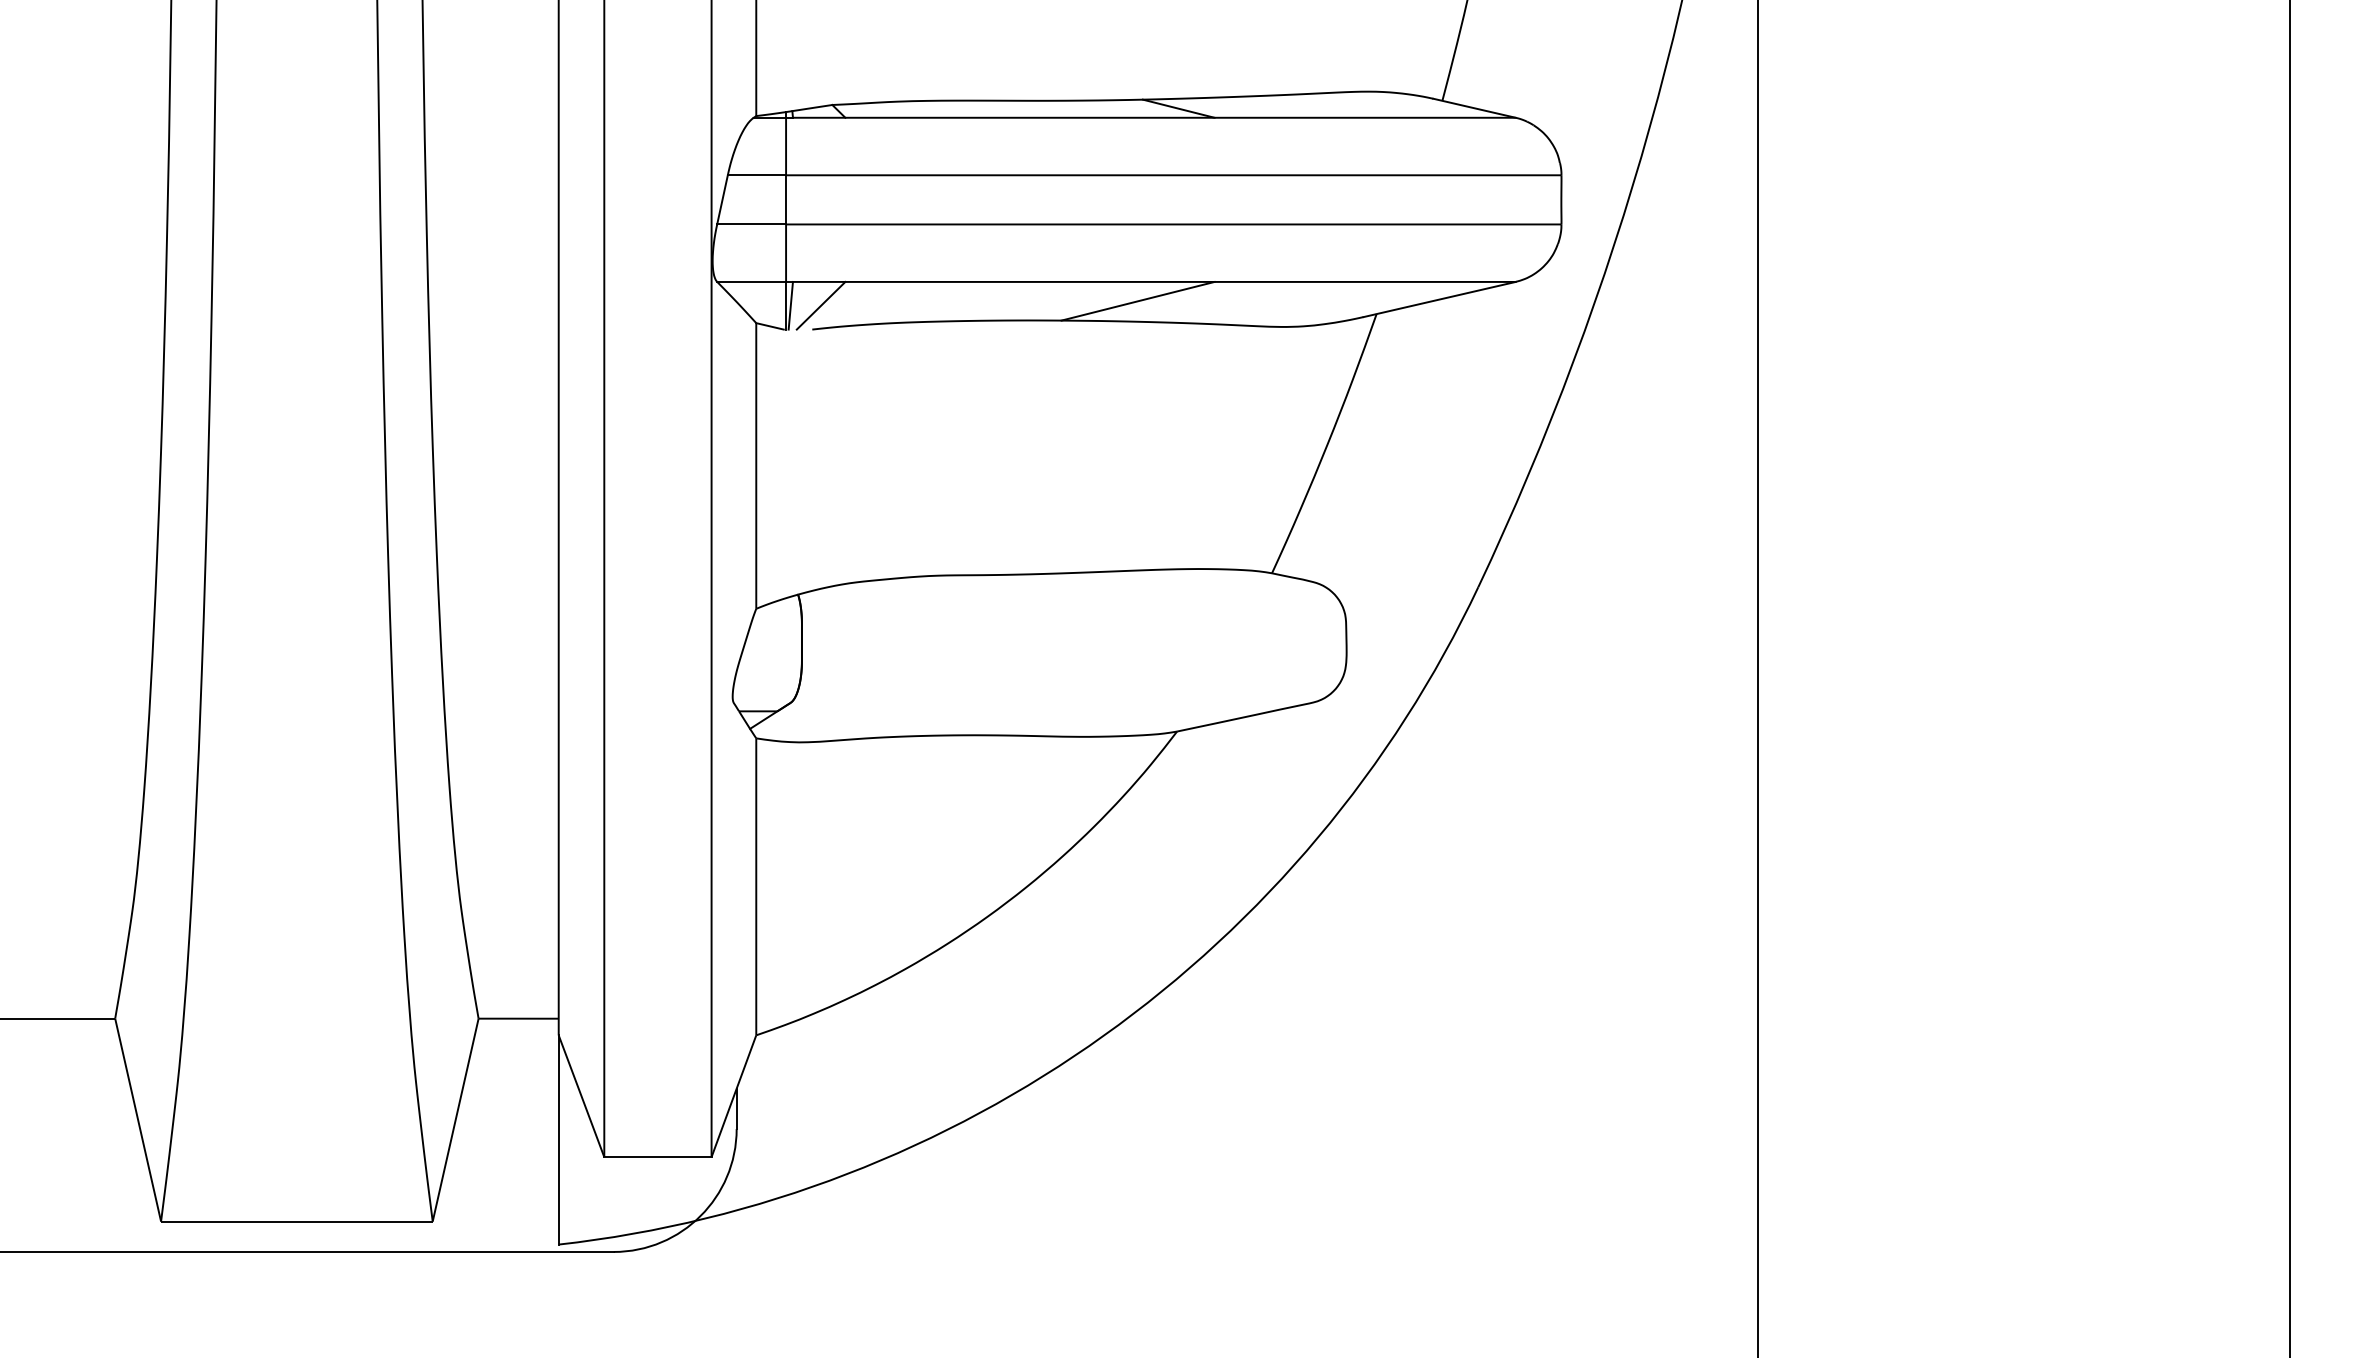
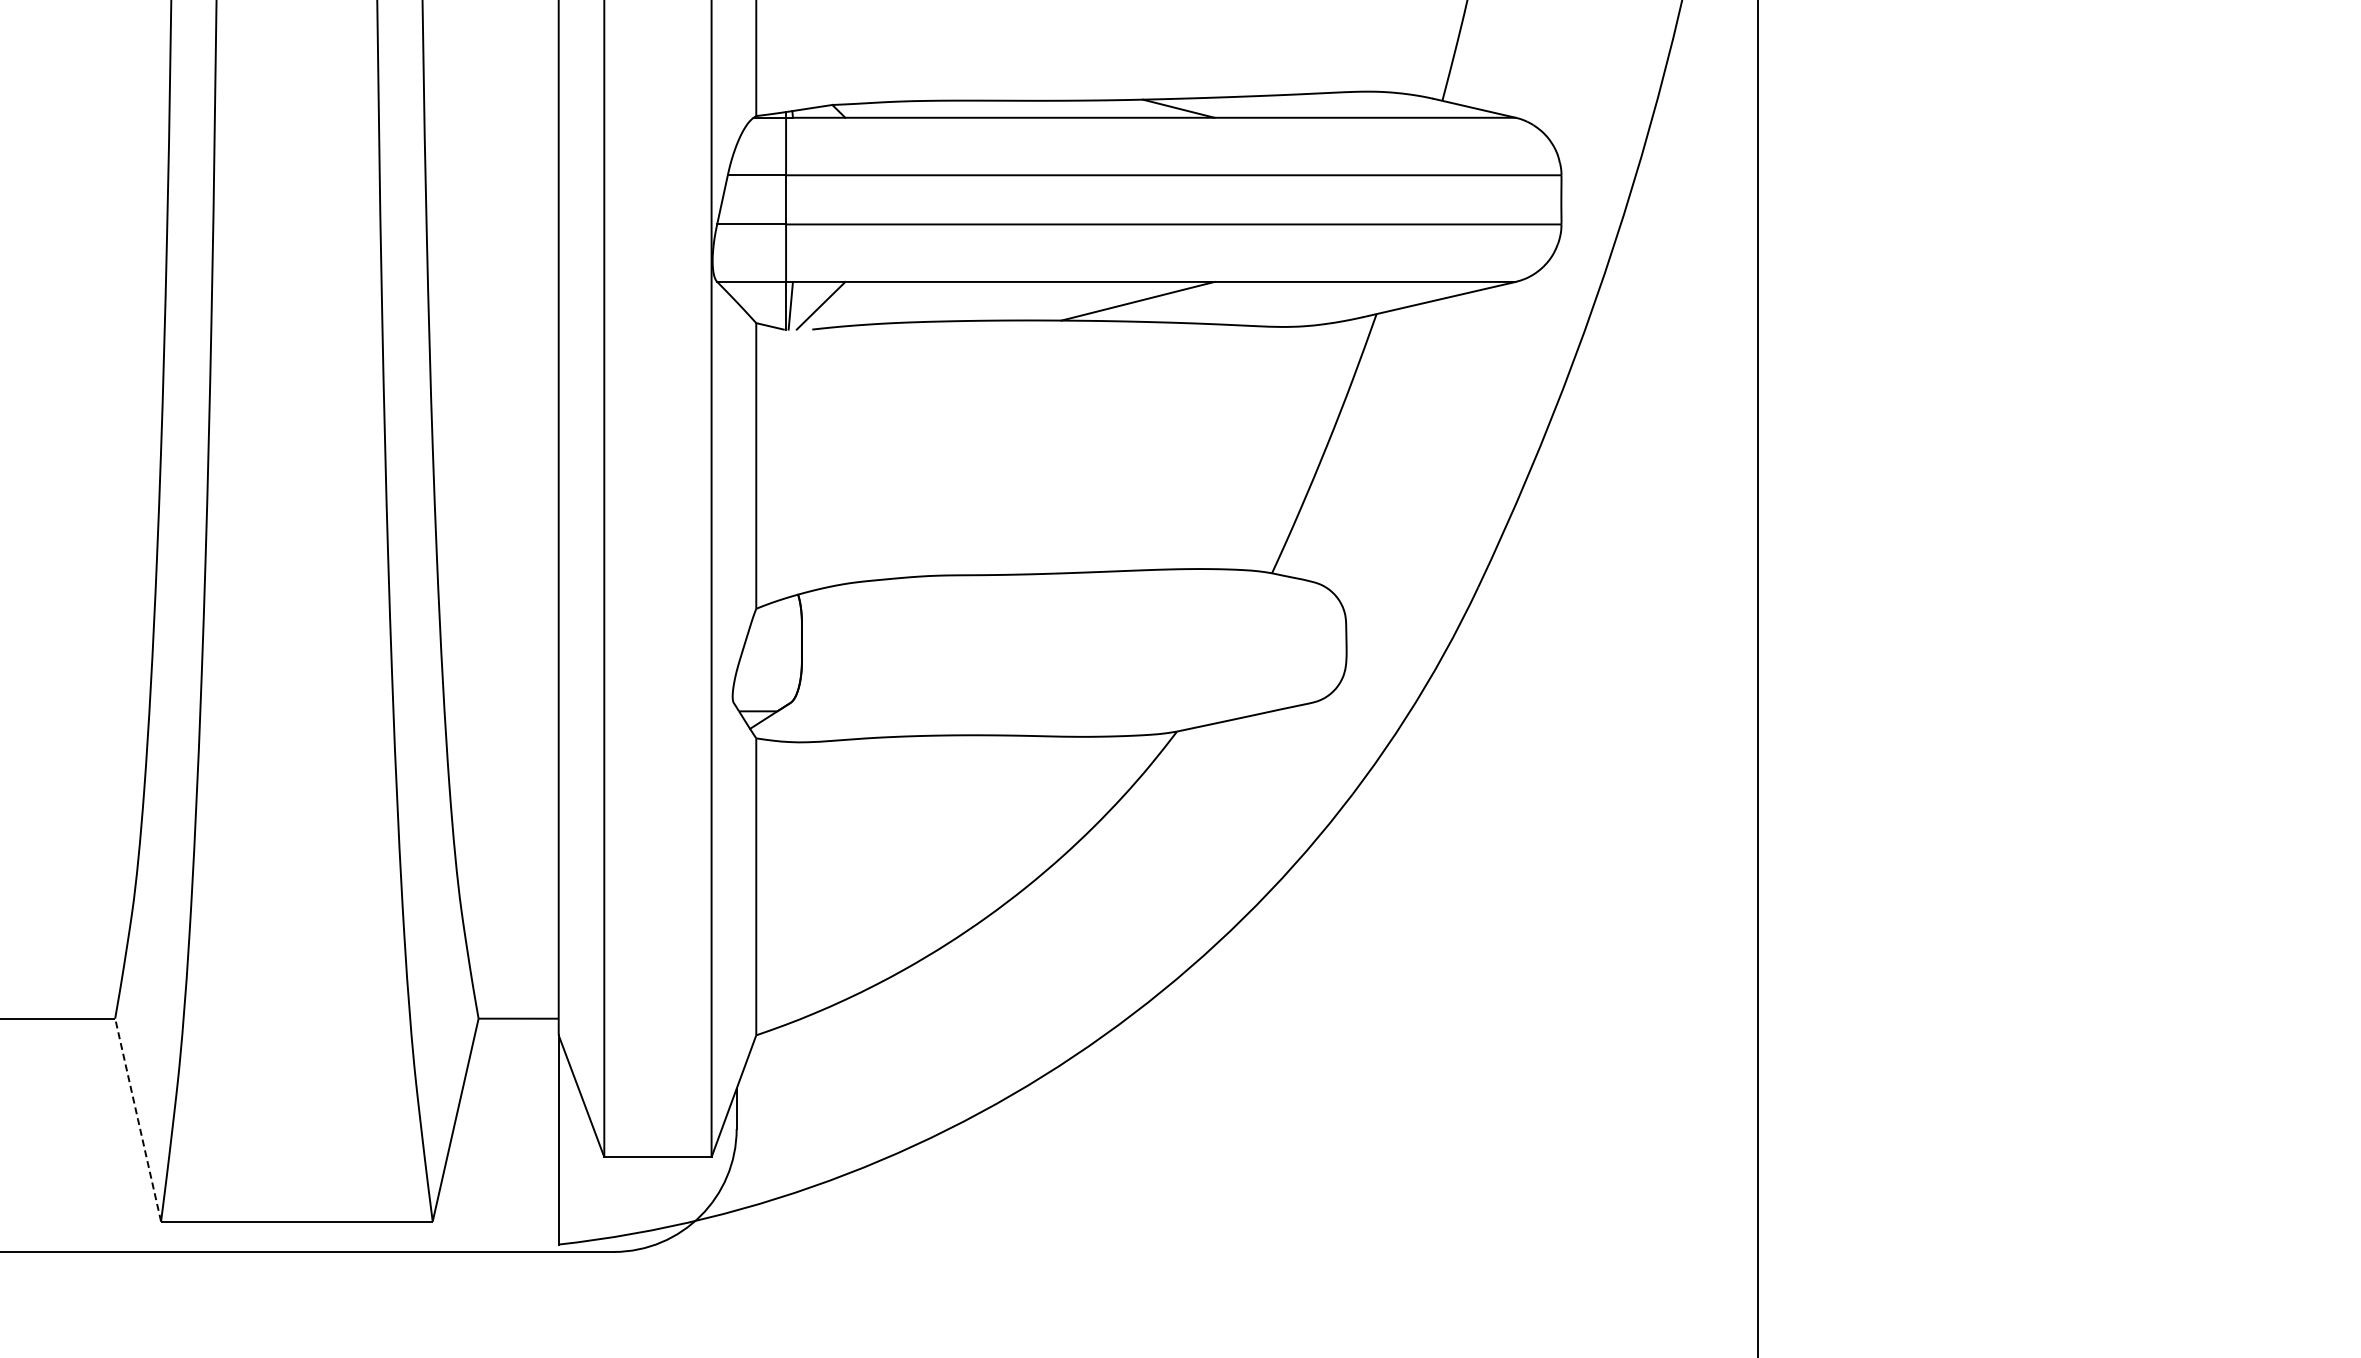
line: present -> none (2290, 678)
line: solid -> dashed (138, 1120)
